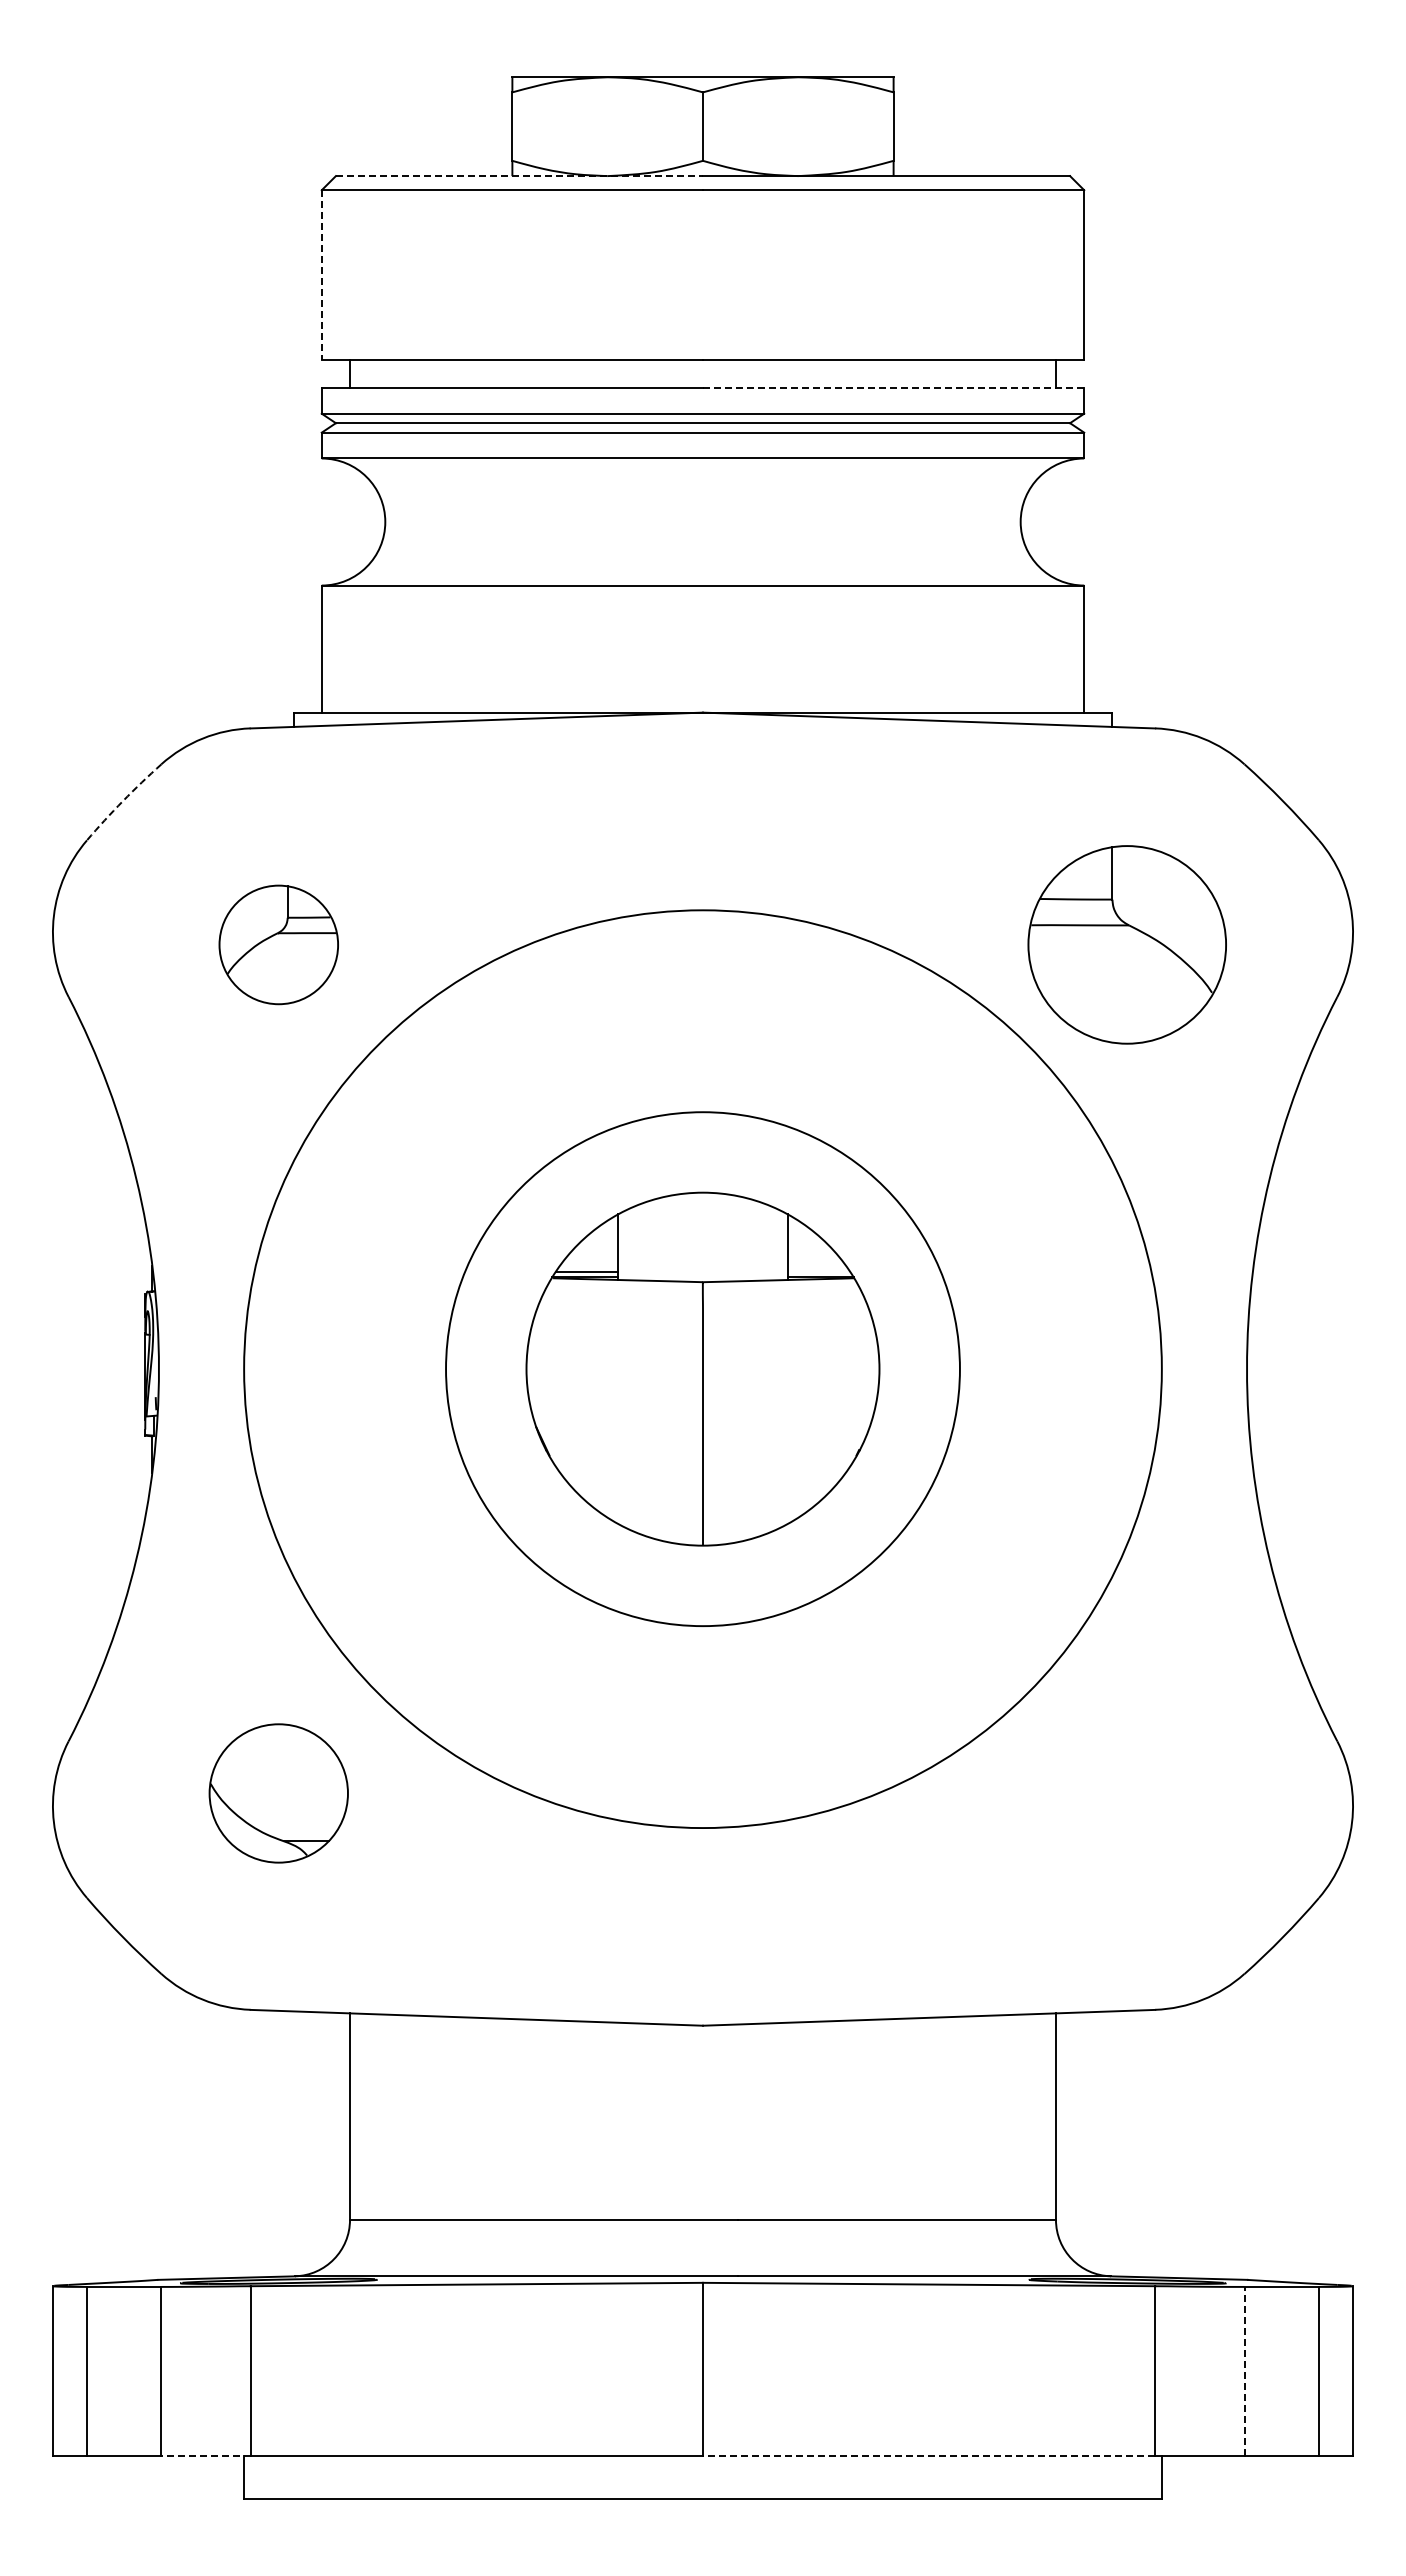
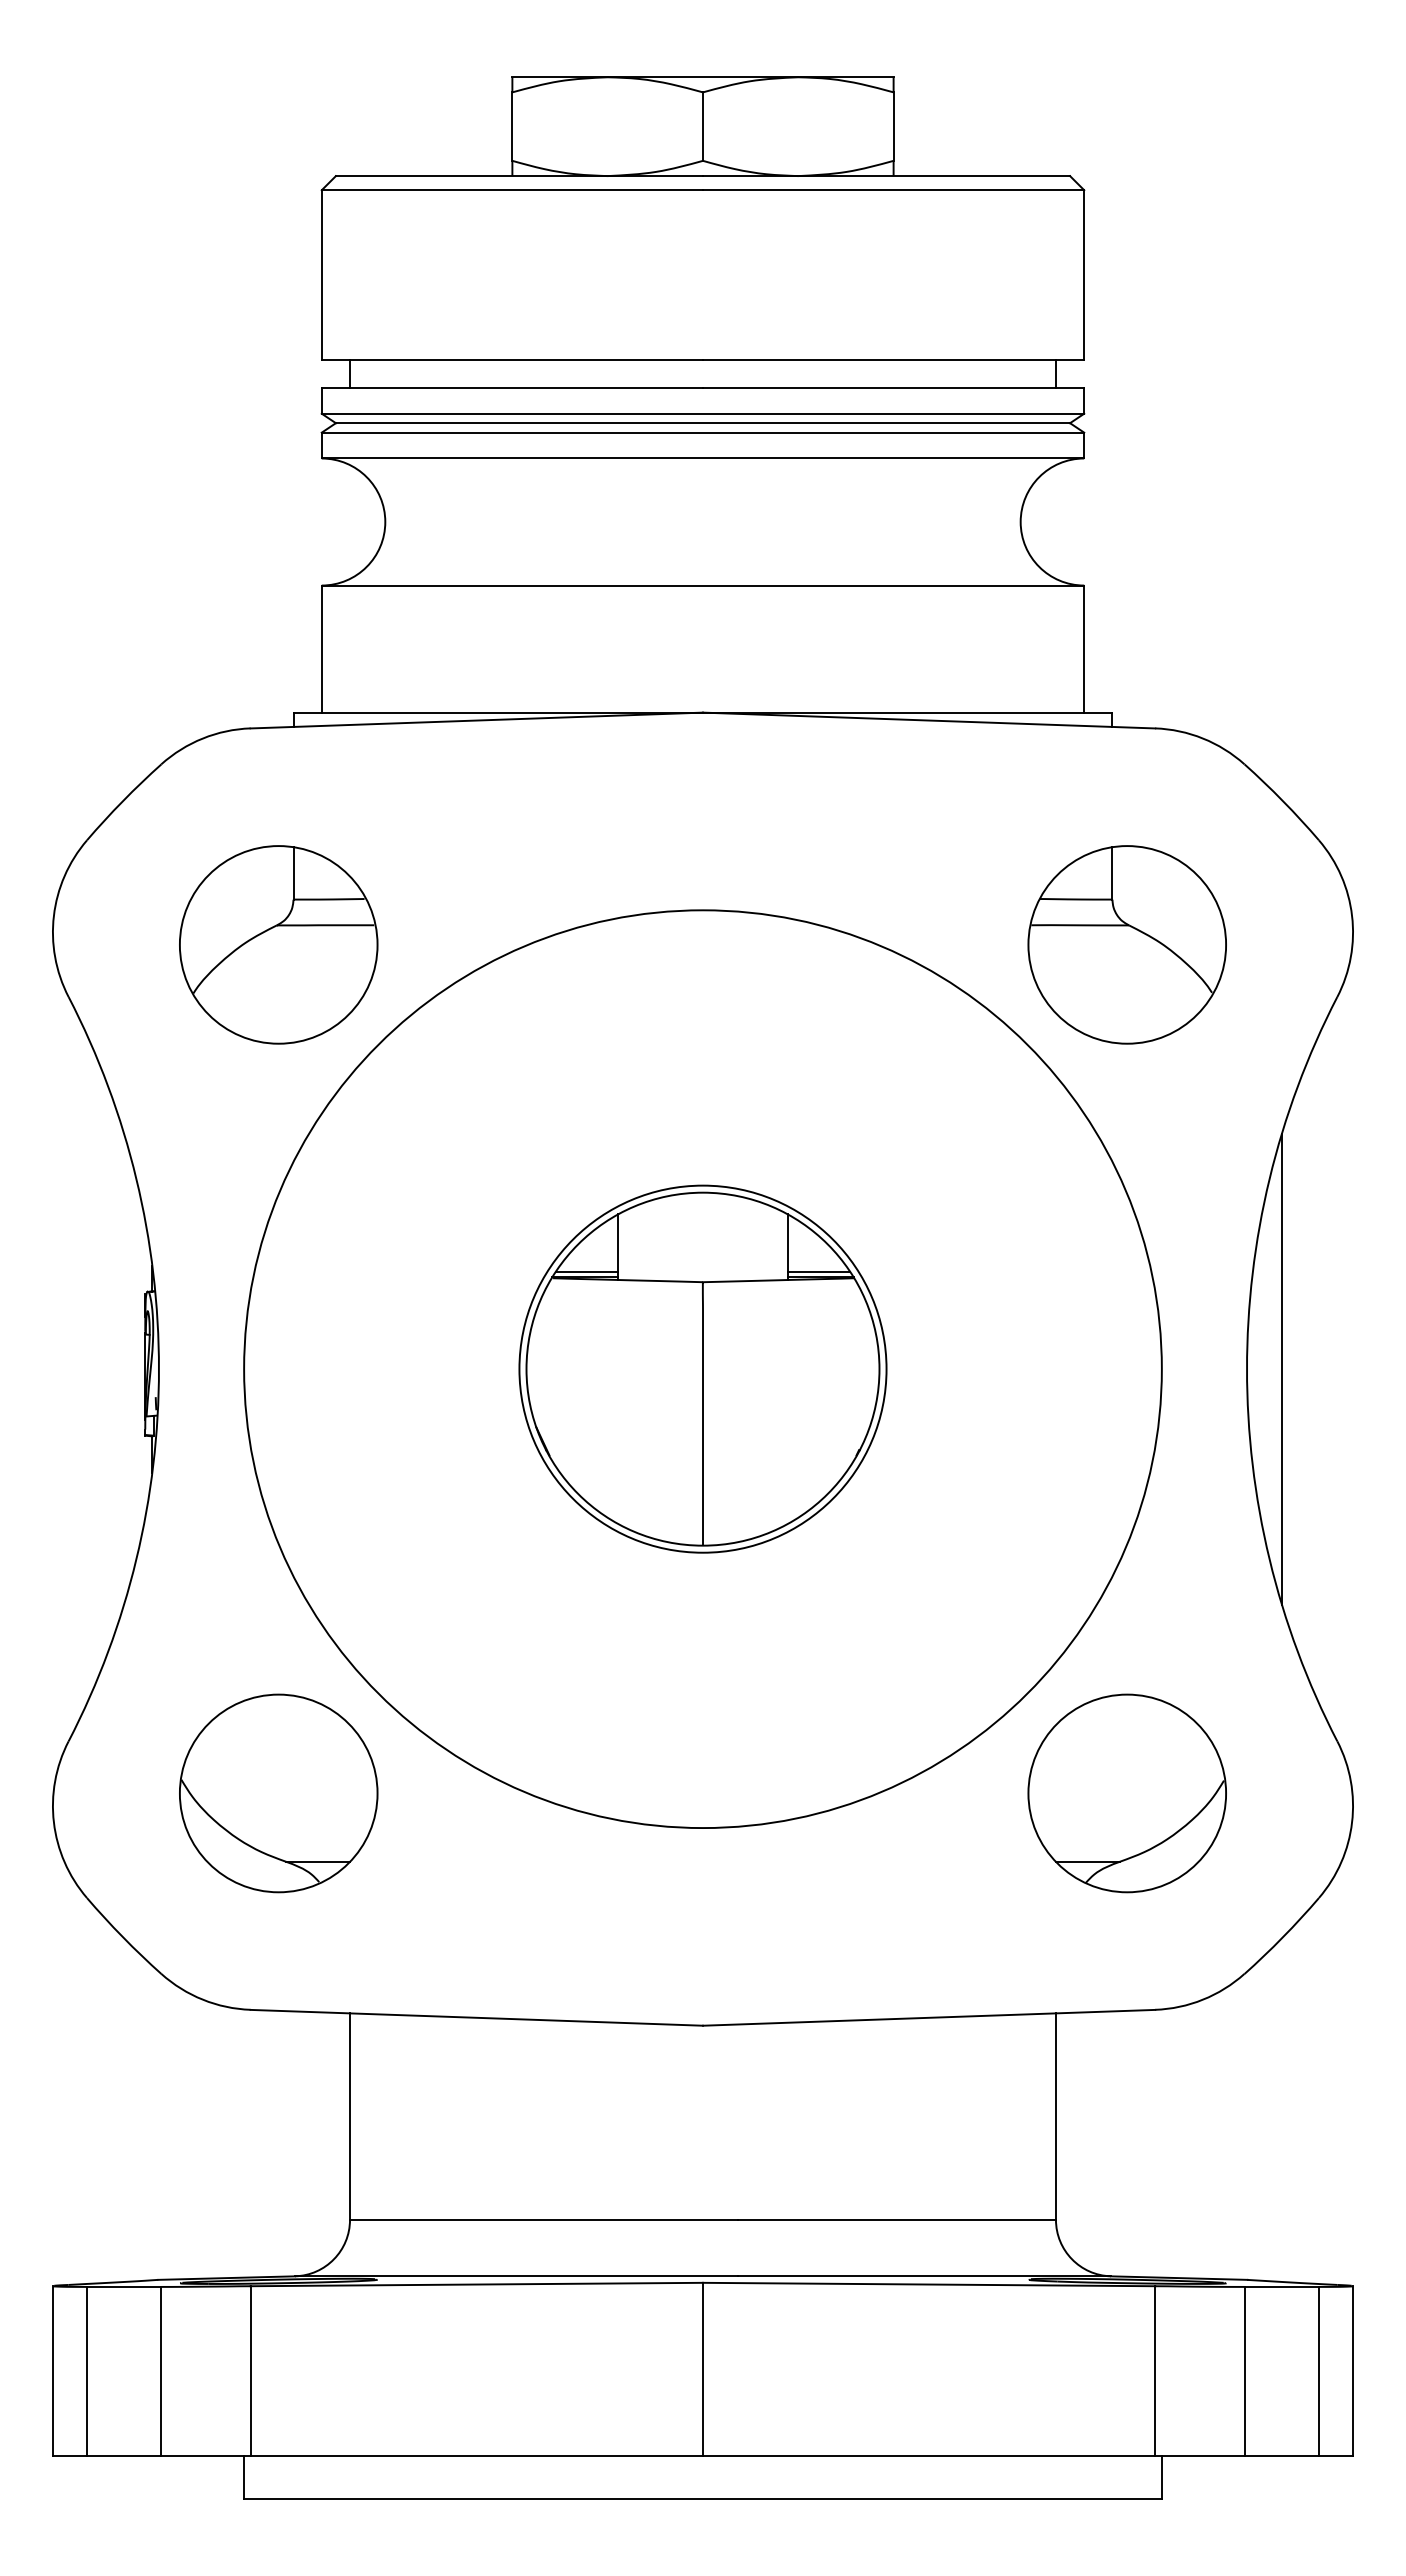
line: dashed -> solid (519, 176)
line: dashed -> solid (321, 274)
line: dashed -> solid (893, 387)
arc: dashed -> solid (122, 801)
part size: 121x122 px -> 200x200 px (278, 944)
line: none -> present (818, 1271)
line: none -> present (1281, 1368)
circle diameter: 514 px -> 367 px (702, 1368)
part size: 141x141 px -> 200x201 px (278, 1793)
part: none -> present (1126, 1793)
line: dashed -> solid (1244, 2371)
line: dashed -> solid (206, 2456)
line: dashed -> solid (928, 2456)
